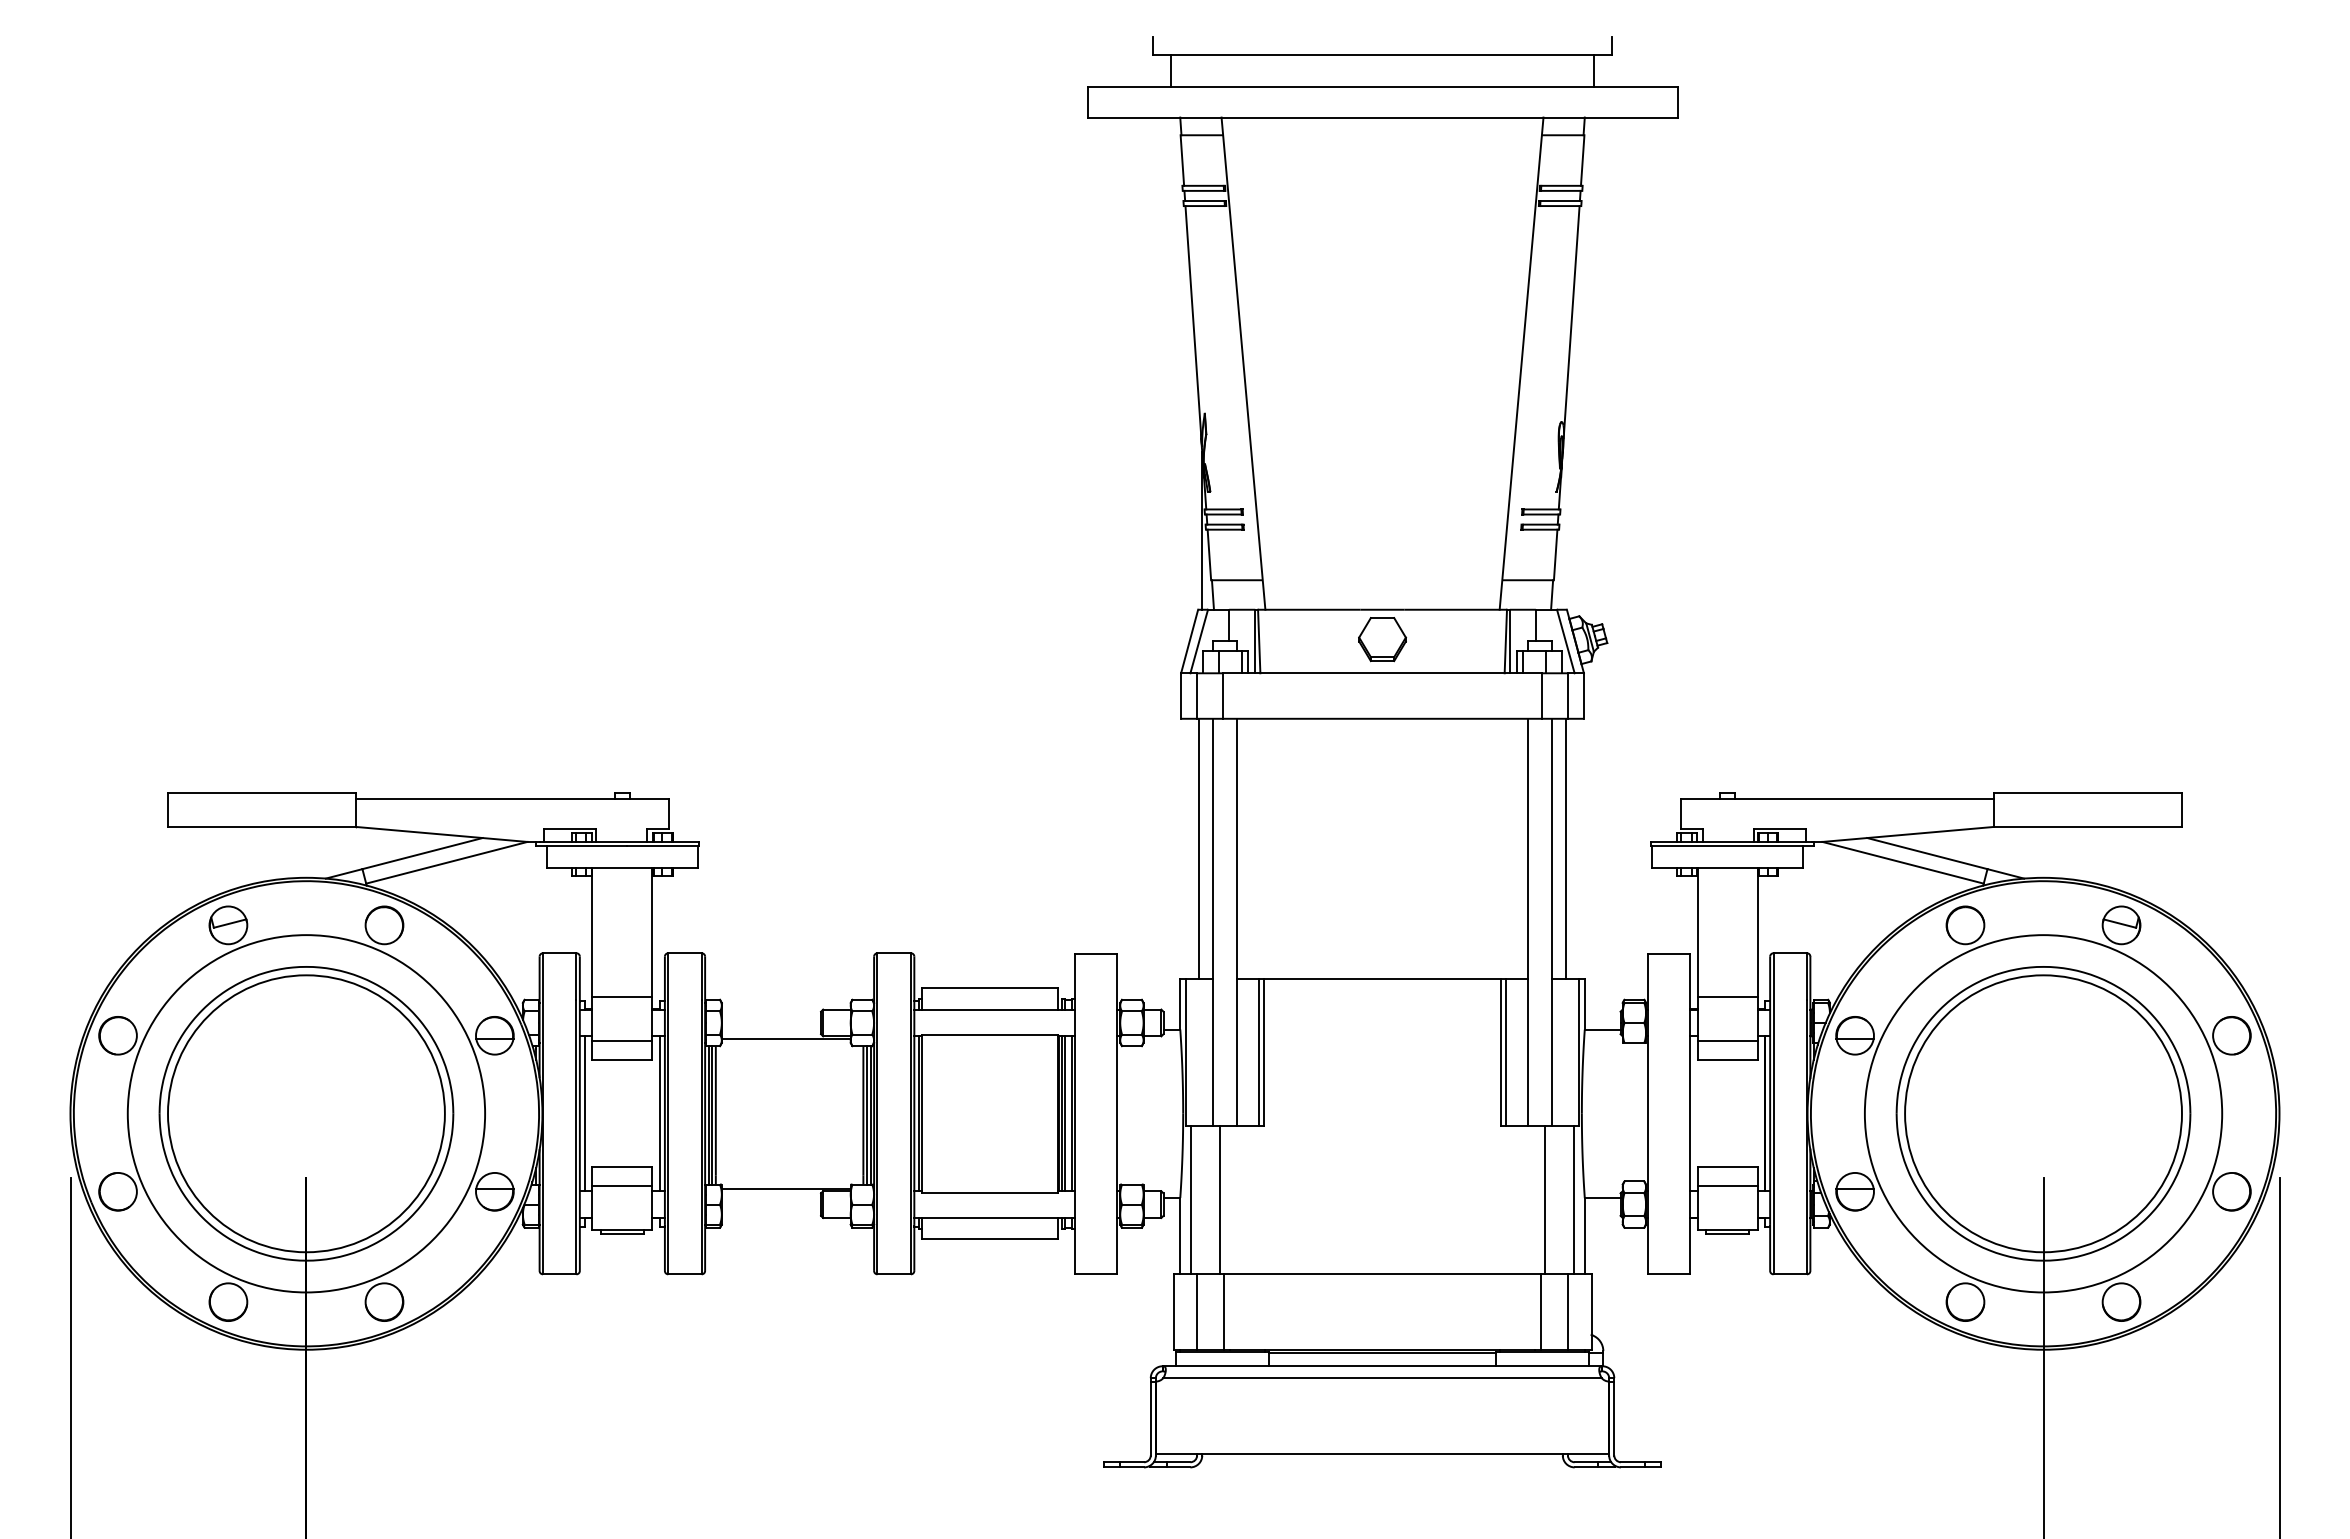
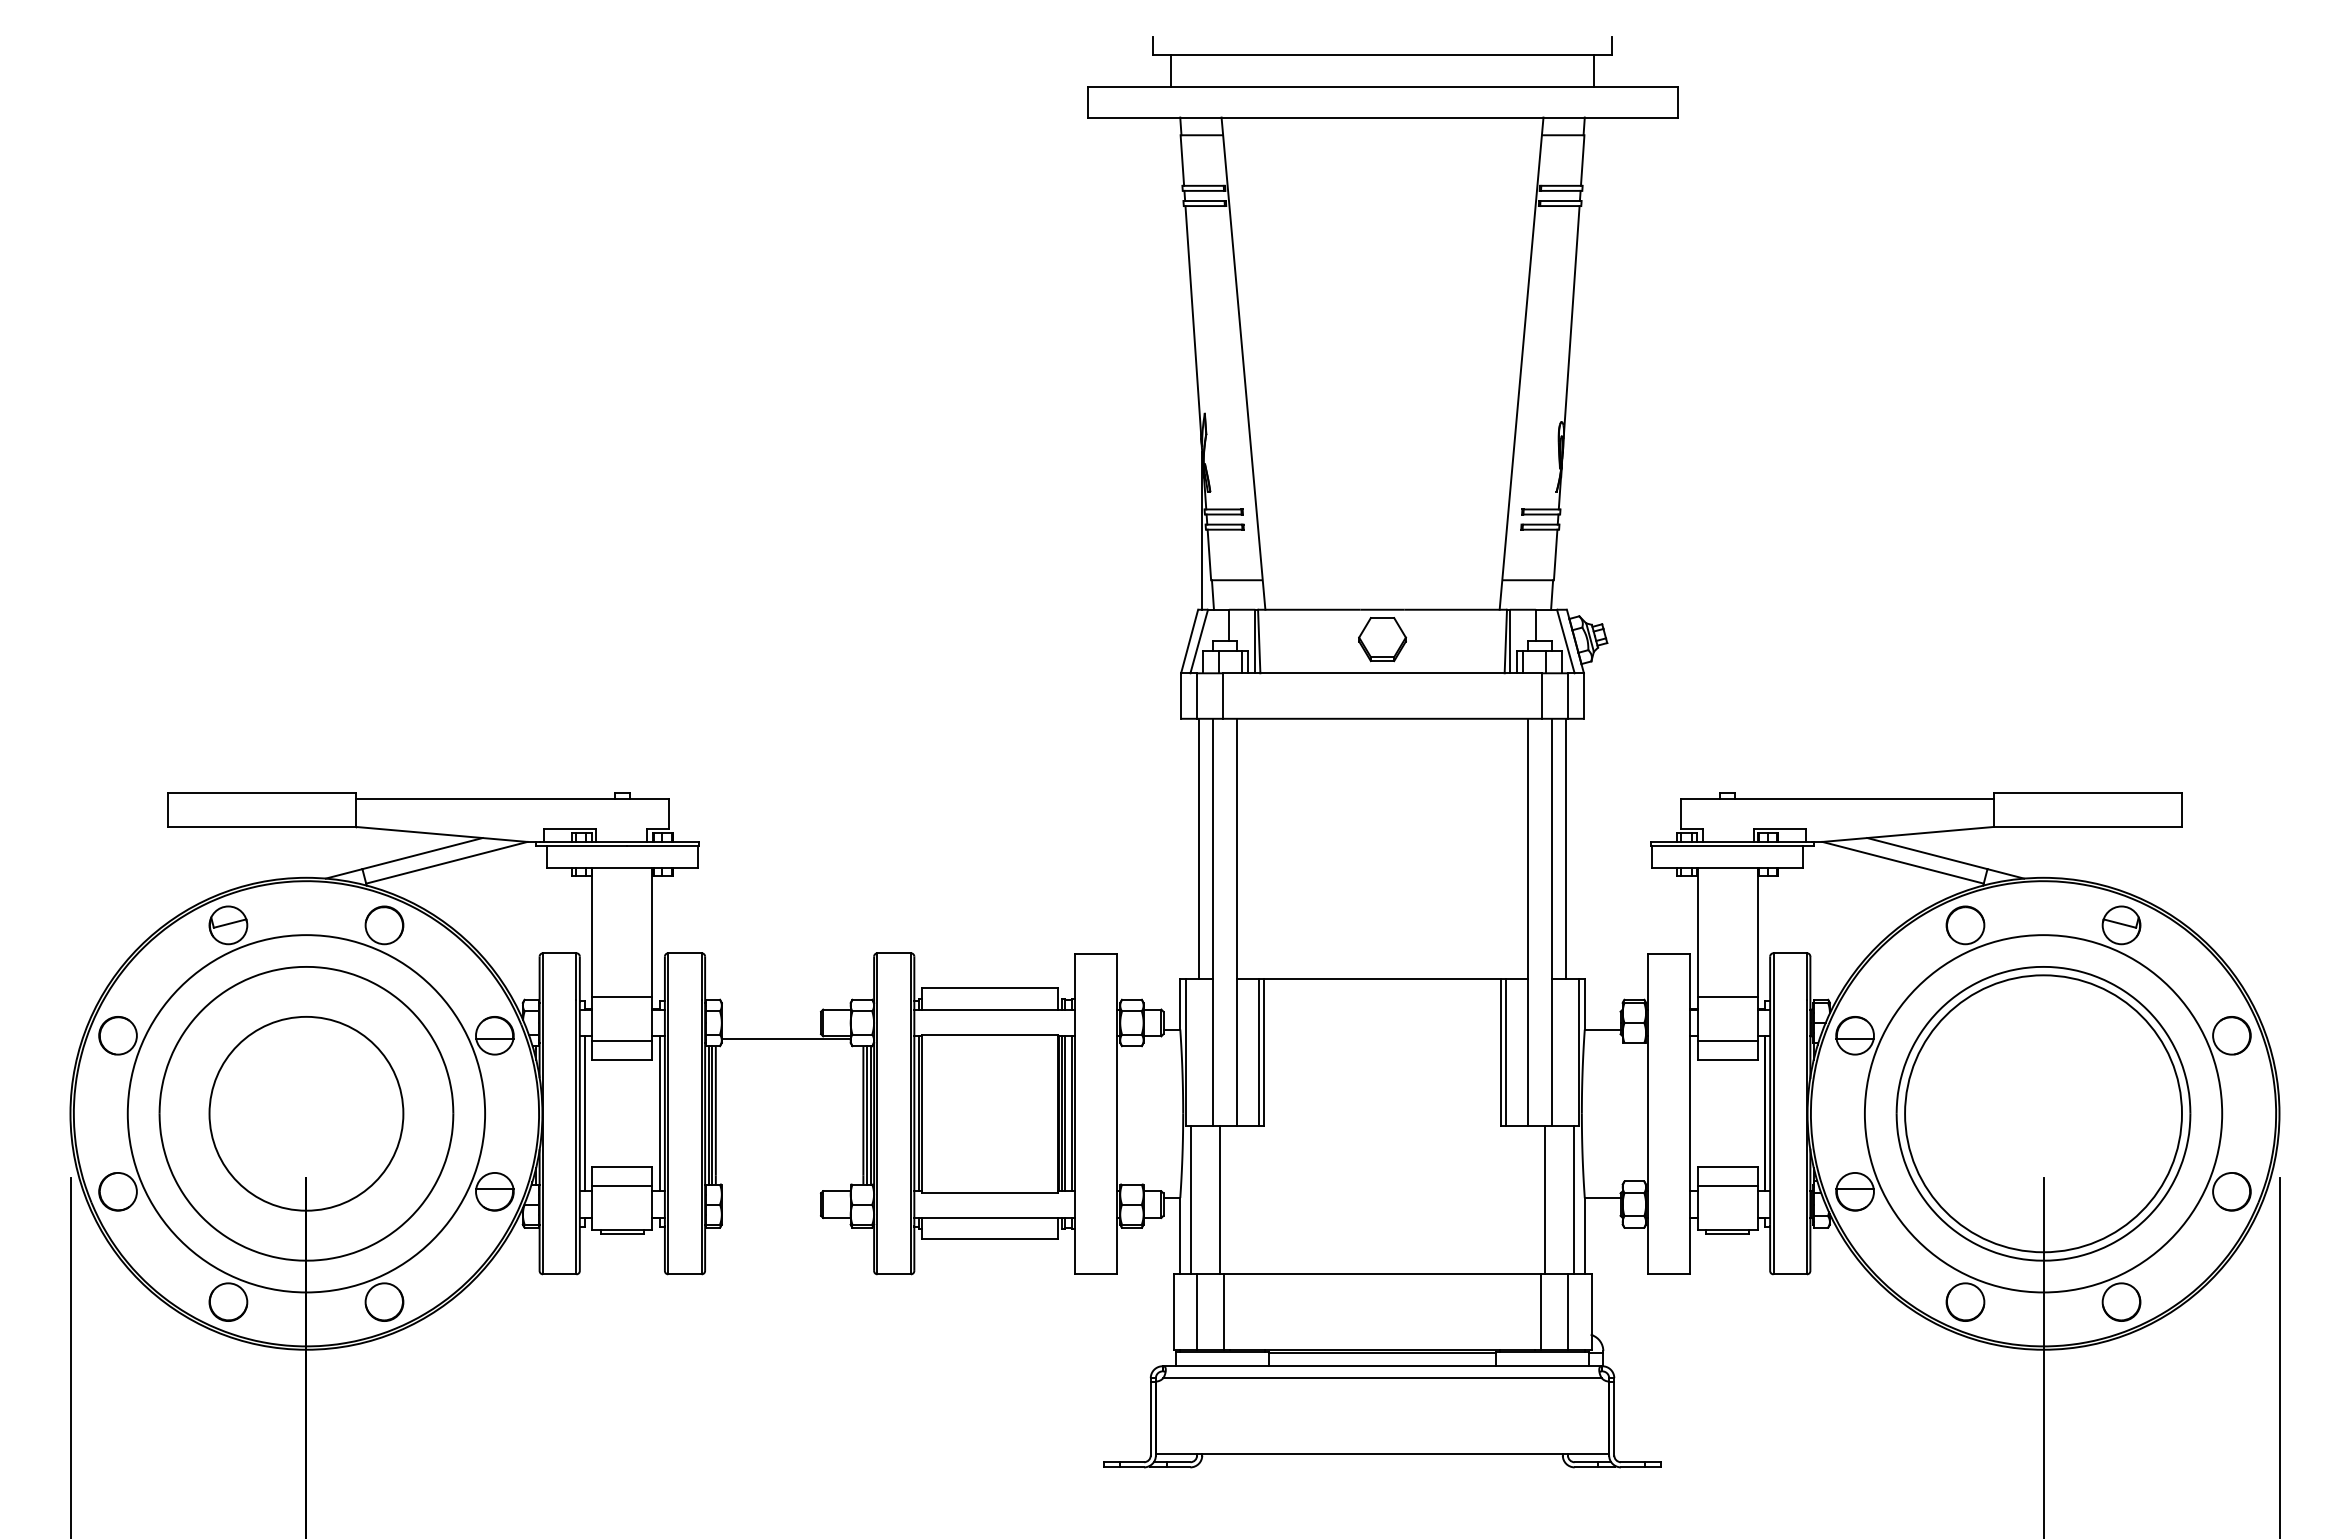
circle diameter: 277 px -> 194 px (306, 1113)
line: present -> none (785, 1188)
